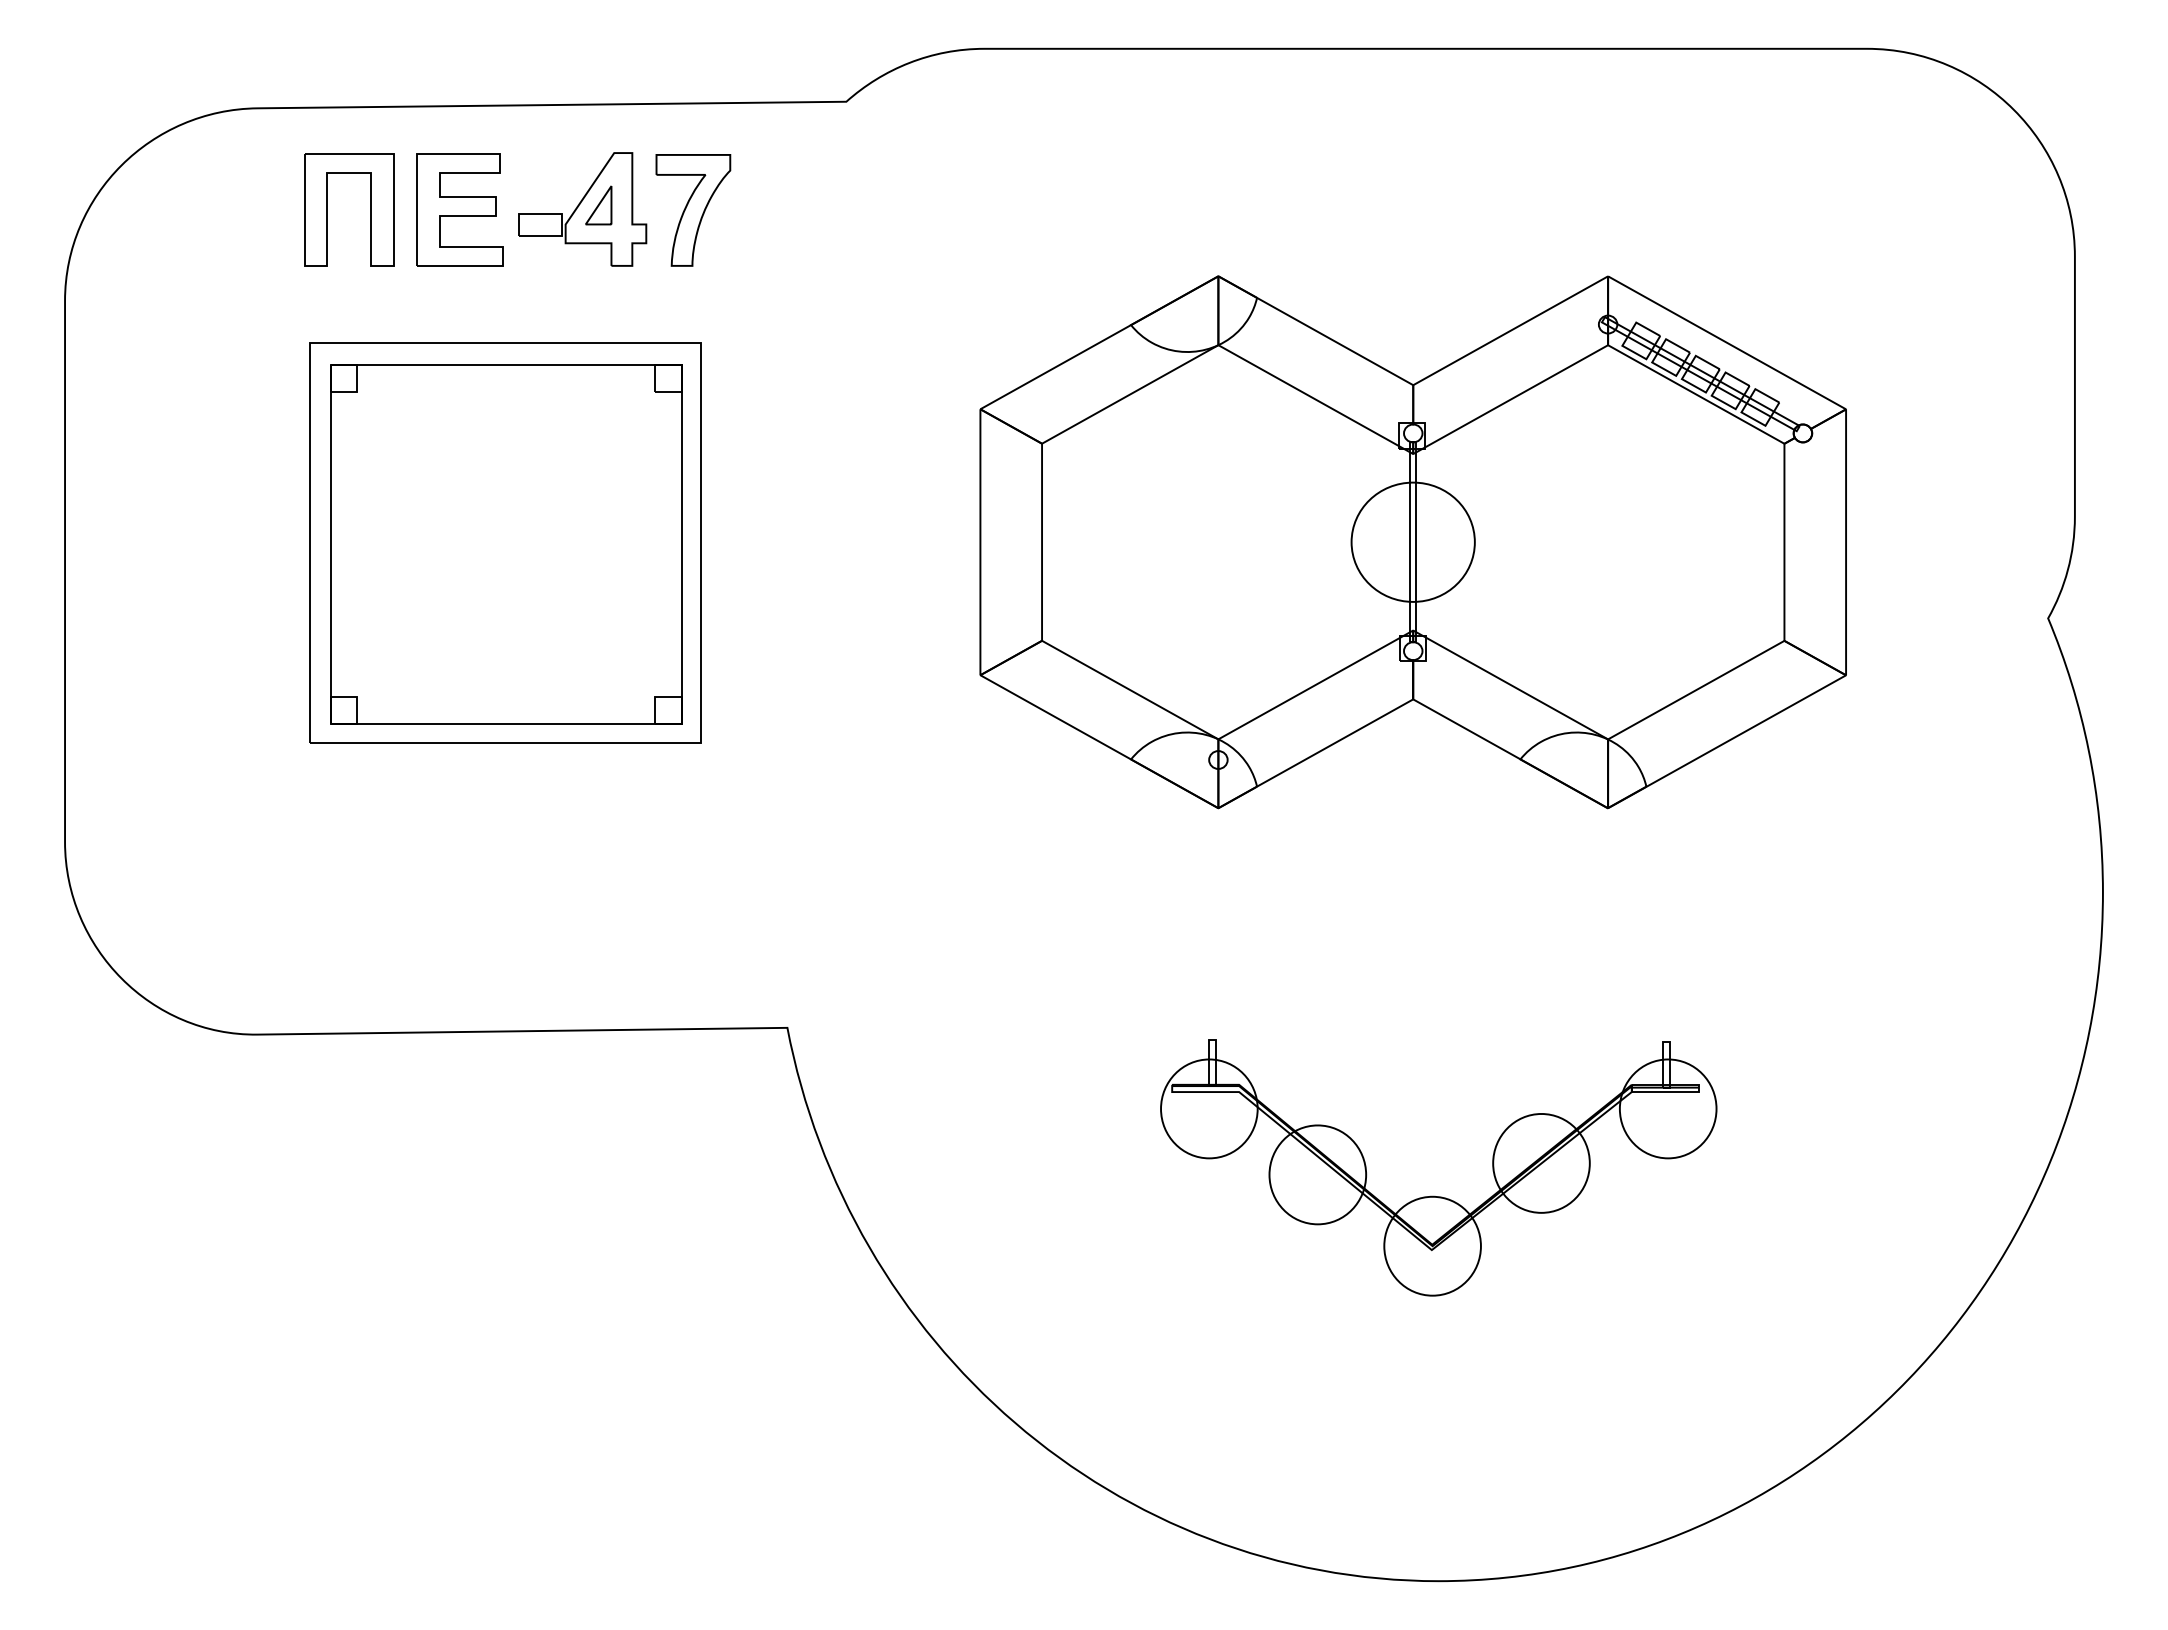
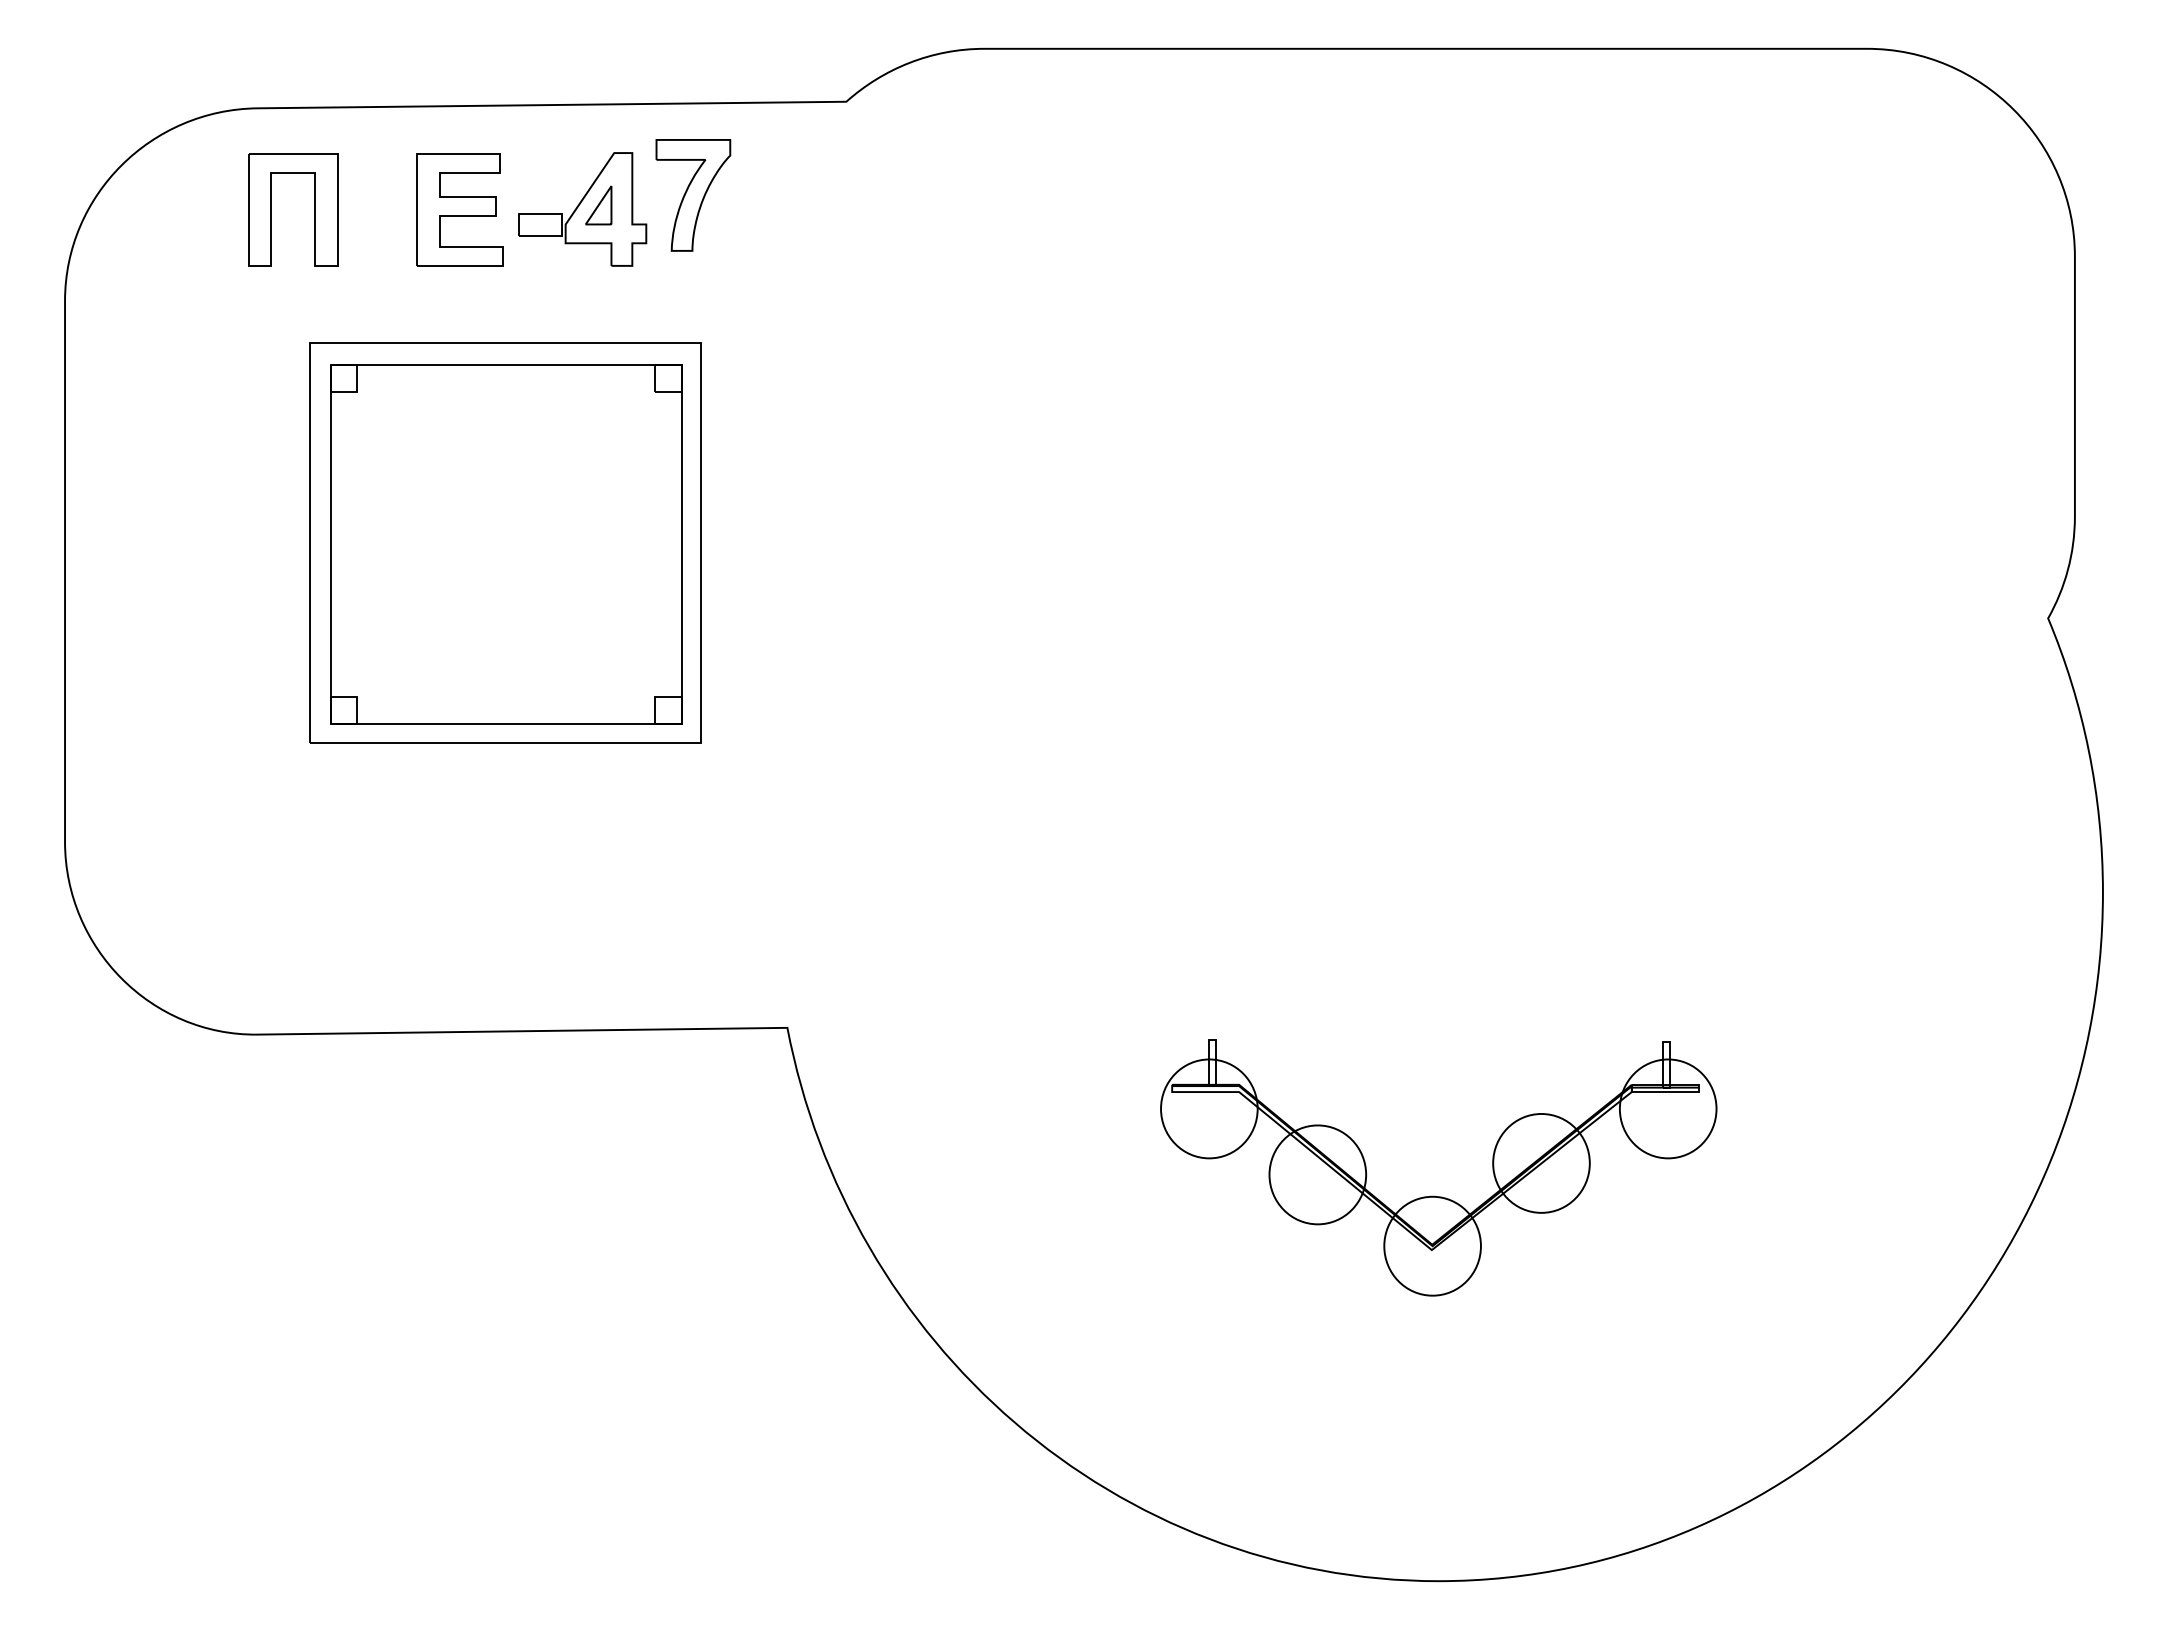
part position: (370, 209) -> (314, 209) (314, 209)
part position: (693, 210) -> (693, 195) (693, 195)
part: present -> none (1412, 542)
